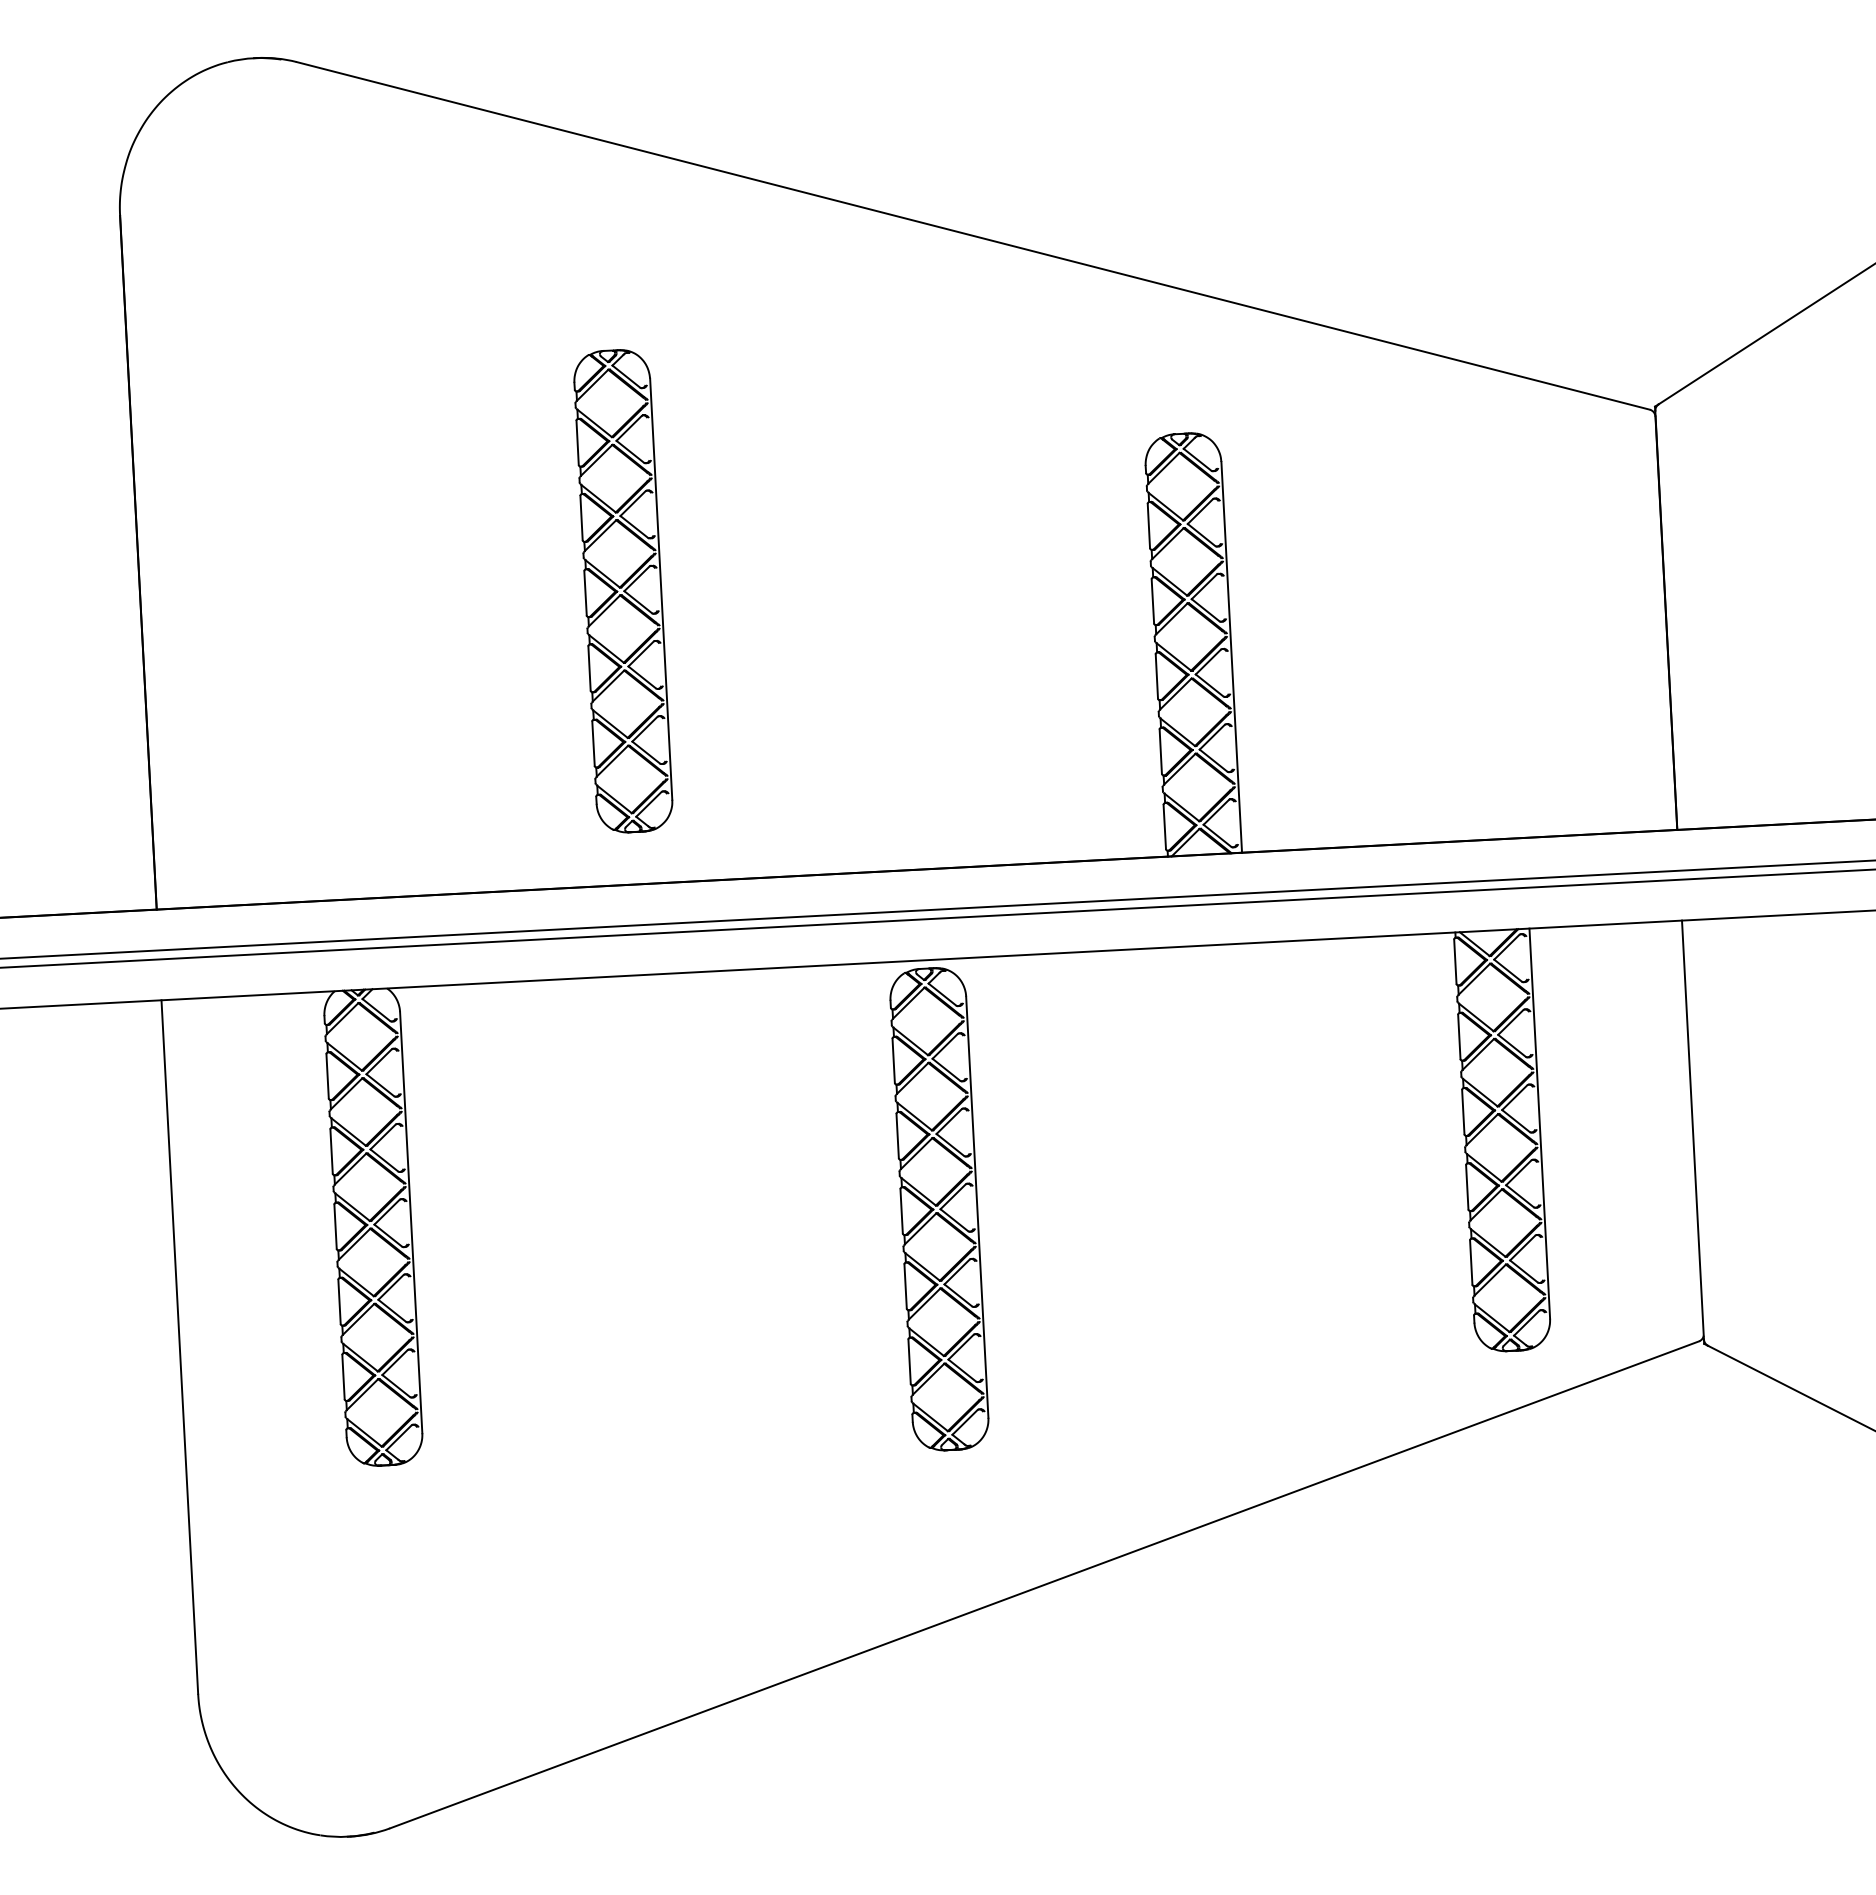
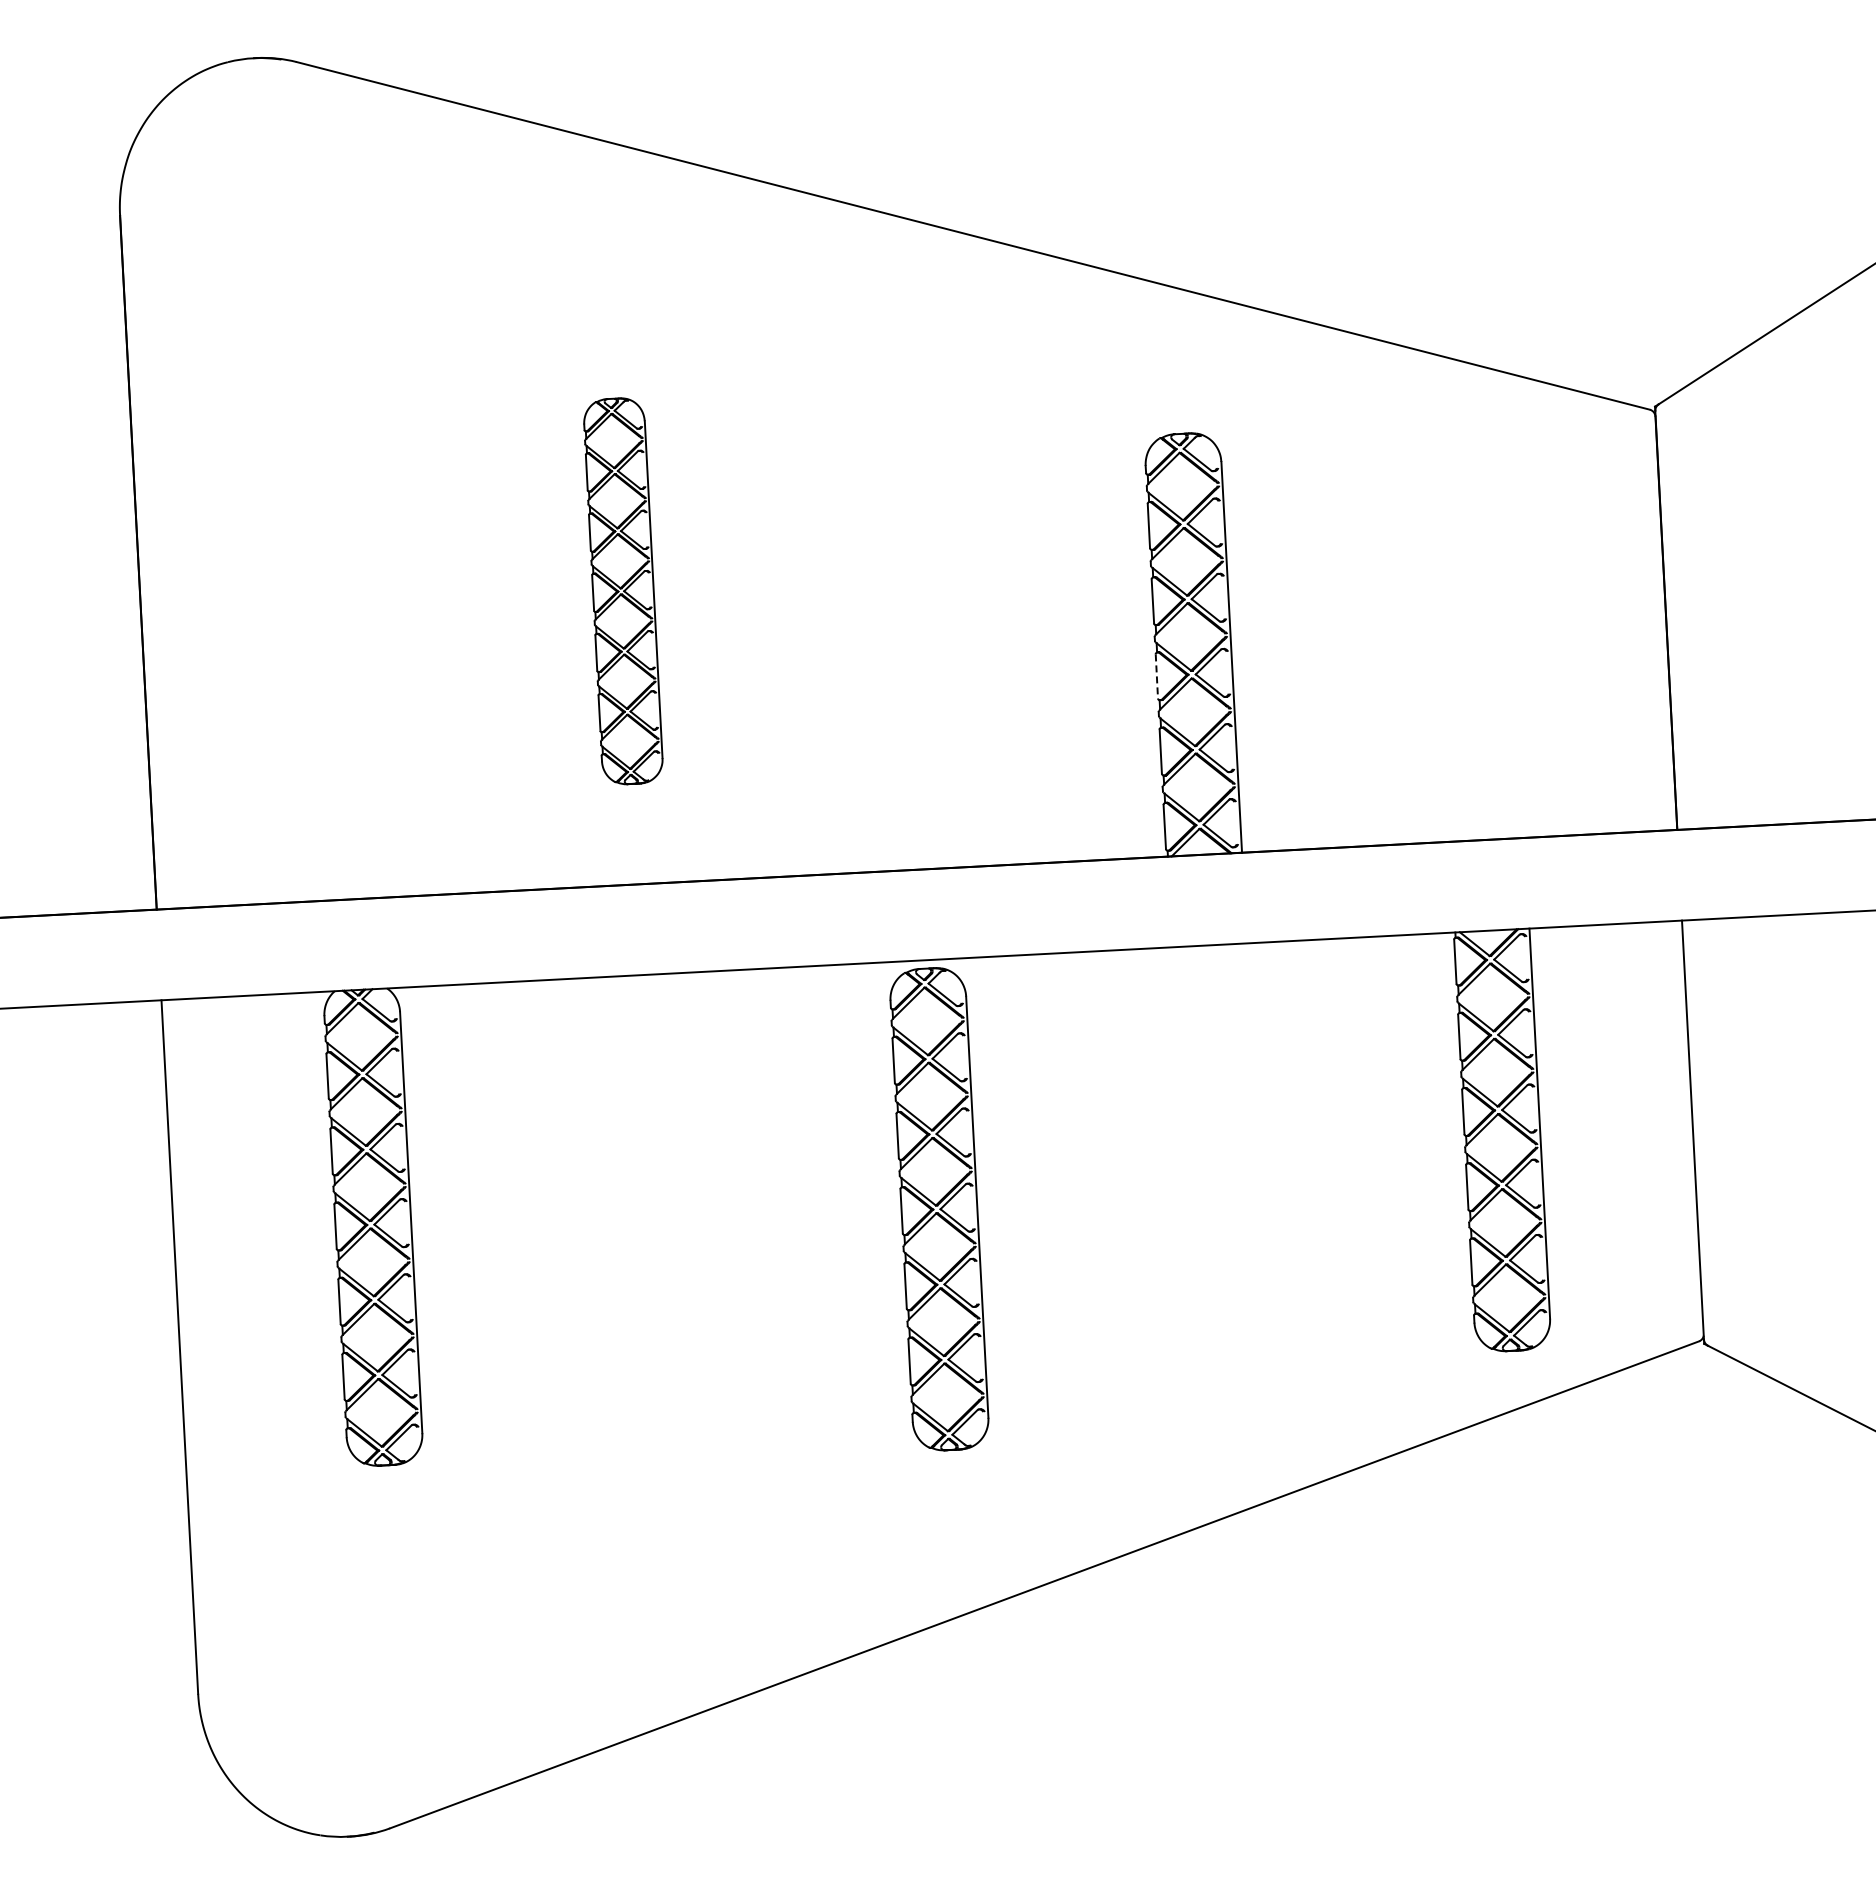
part size: 101x485 px -> 81x389 px (623, 591)
line: solid -> dashed (1156, 677)
line: present -> none (937, 909)
line: present -> none (937, 918)
